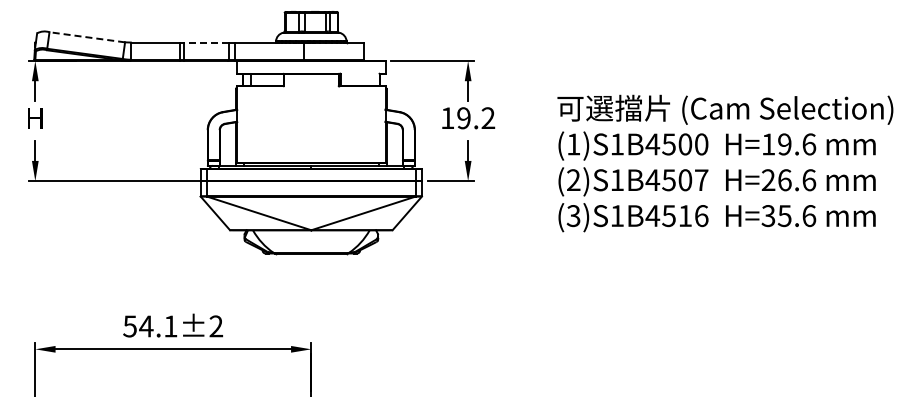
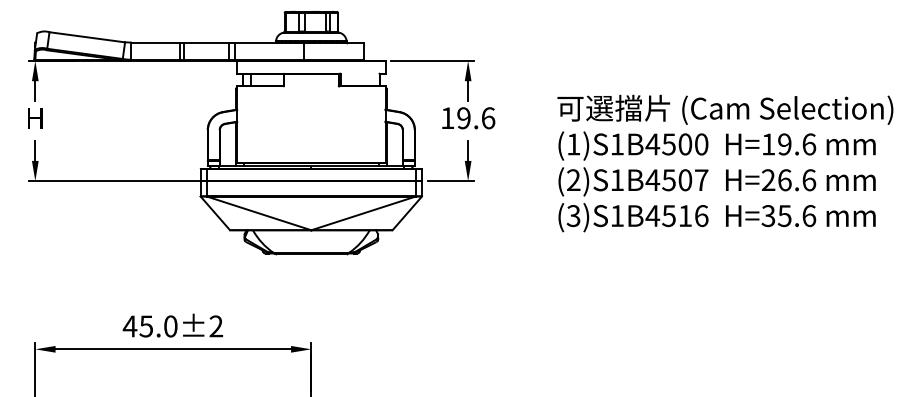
line: dashed -> solid (86, 37)
line: dashed -> solid (206, 42)
text: 19.2 -> 19.6 (488, 118)
text: 54.1±2 -> 45.0±2 (149, 326)
